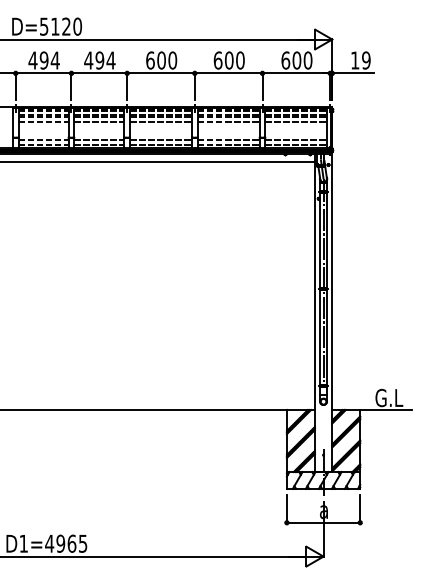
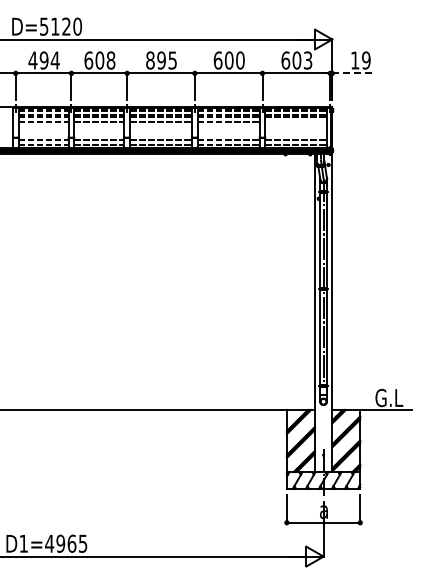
text: 494 -> 608 (99, 60)
text: 600 -> 895 (161, 60)
text: 600 -> 603 (307, 60)
line: solid -> dashed (353, 73)
line: present -> none (296, 122)
line: present -> none (158, 161)
